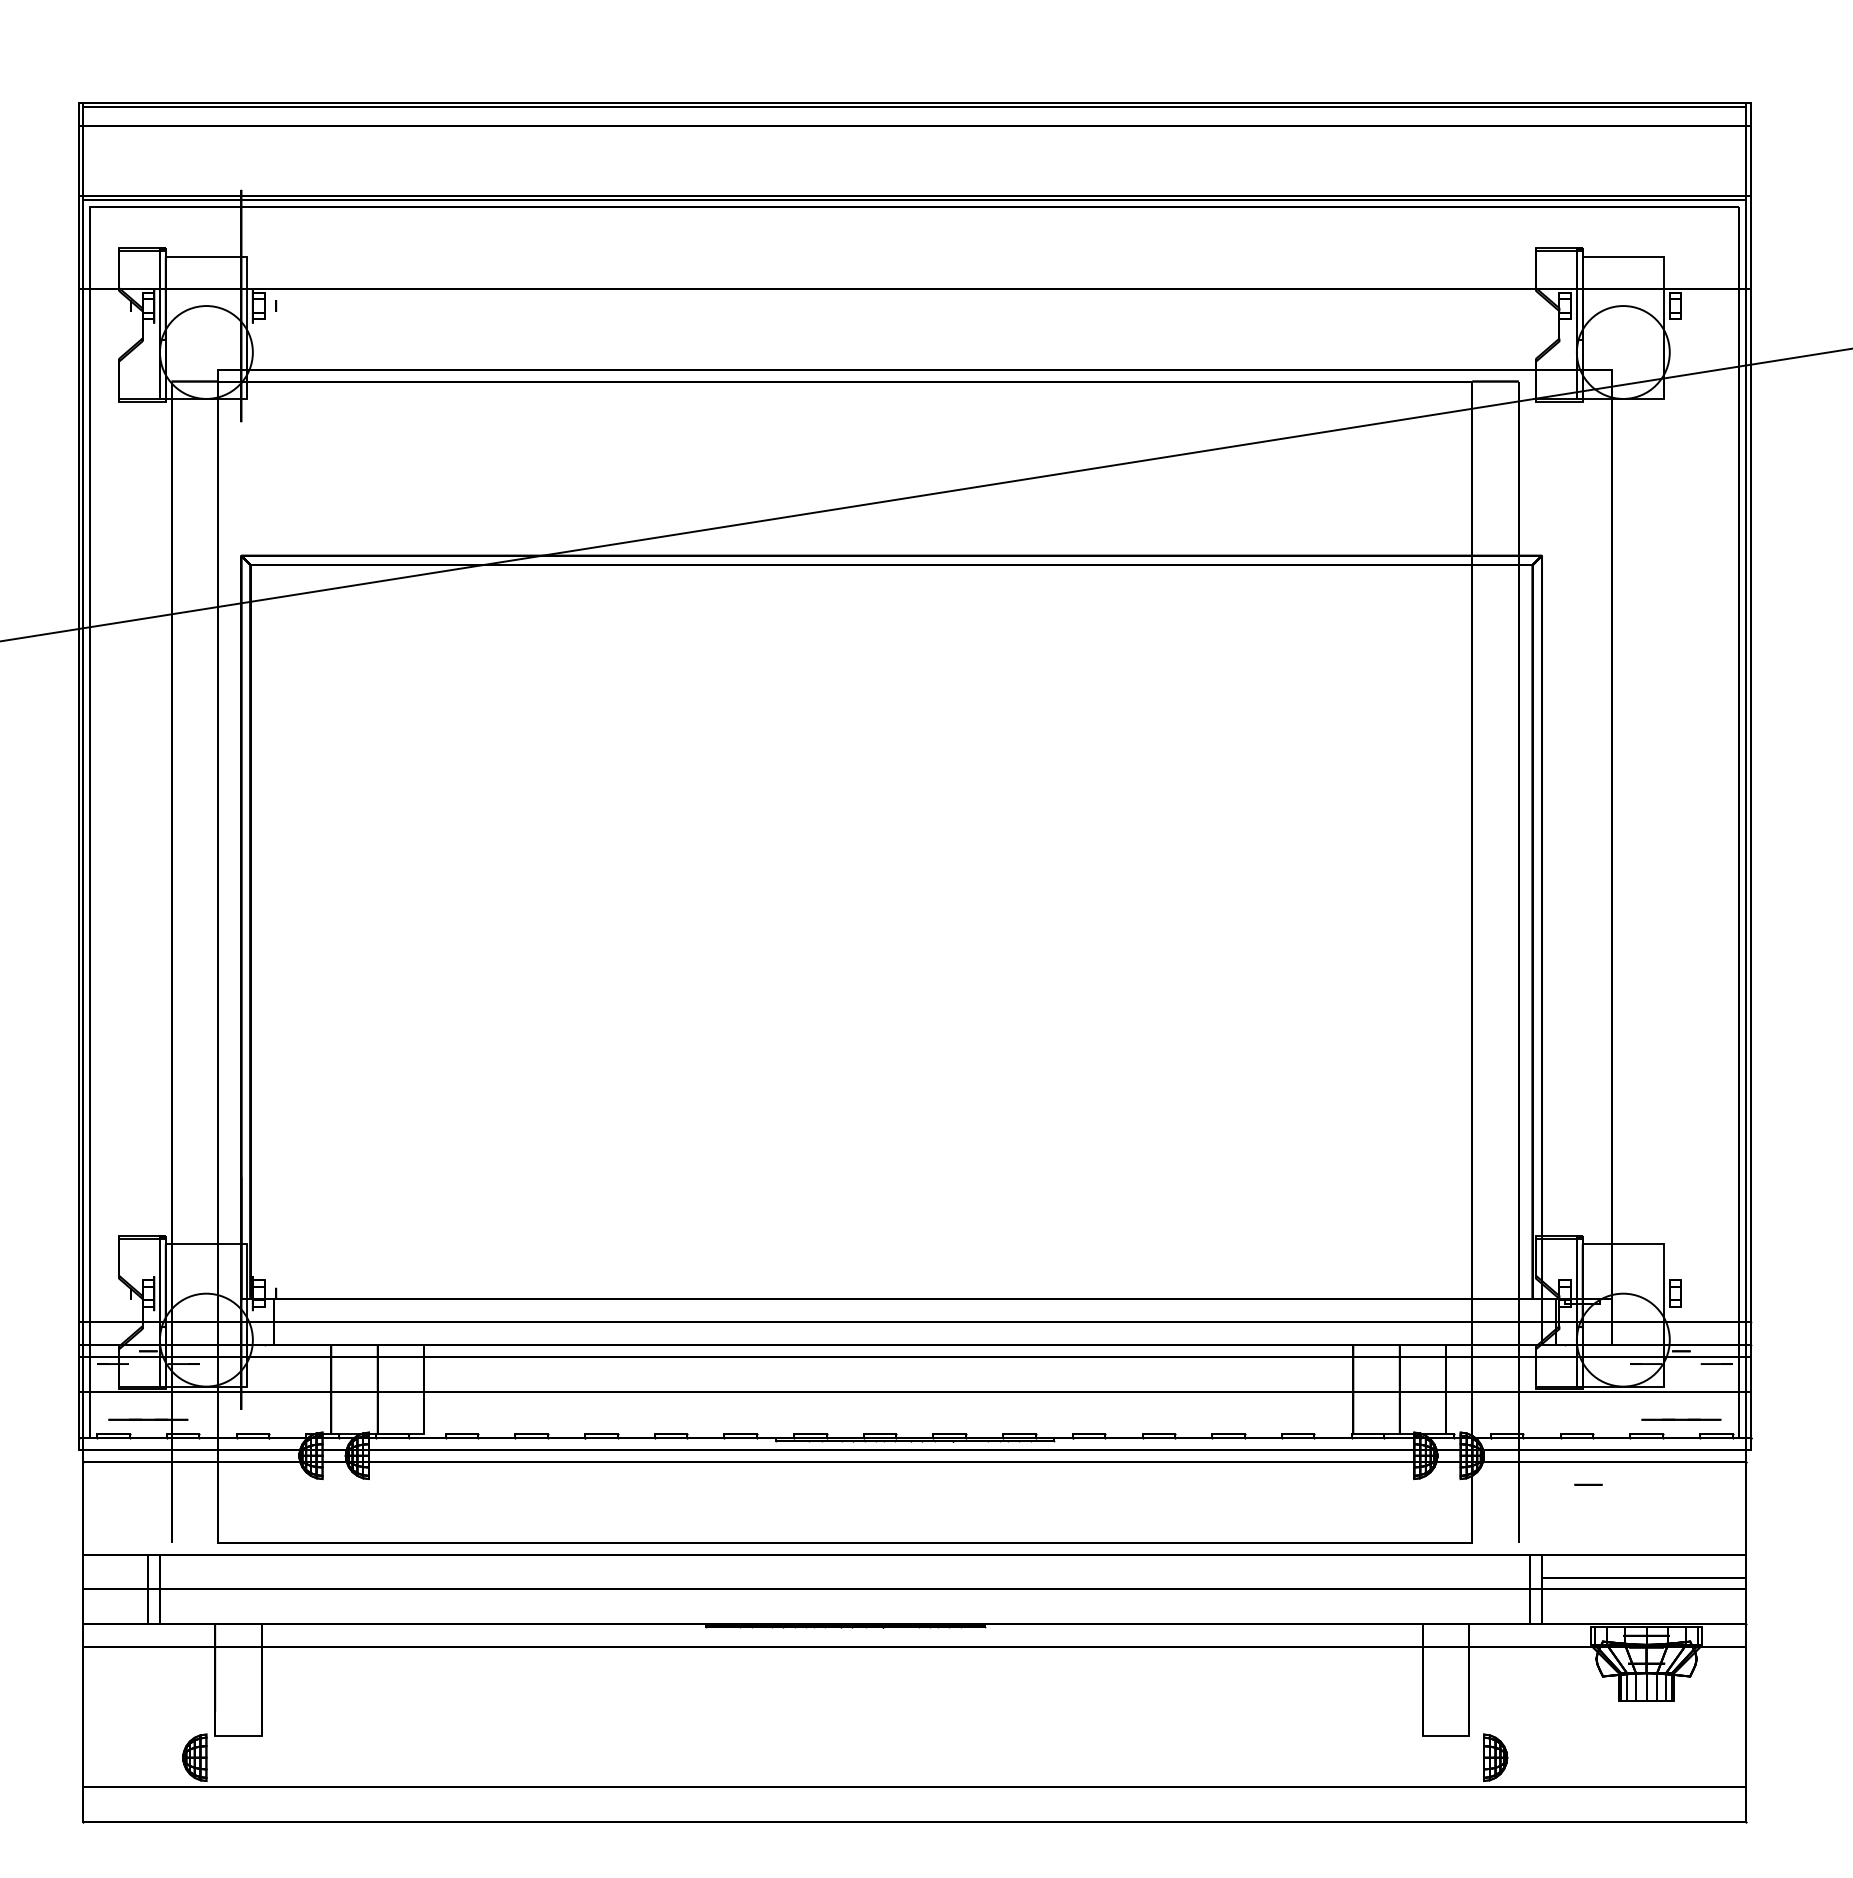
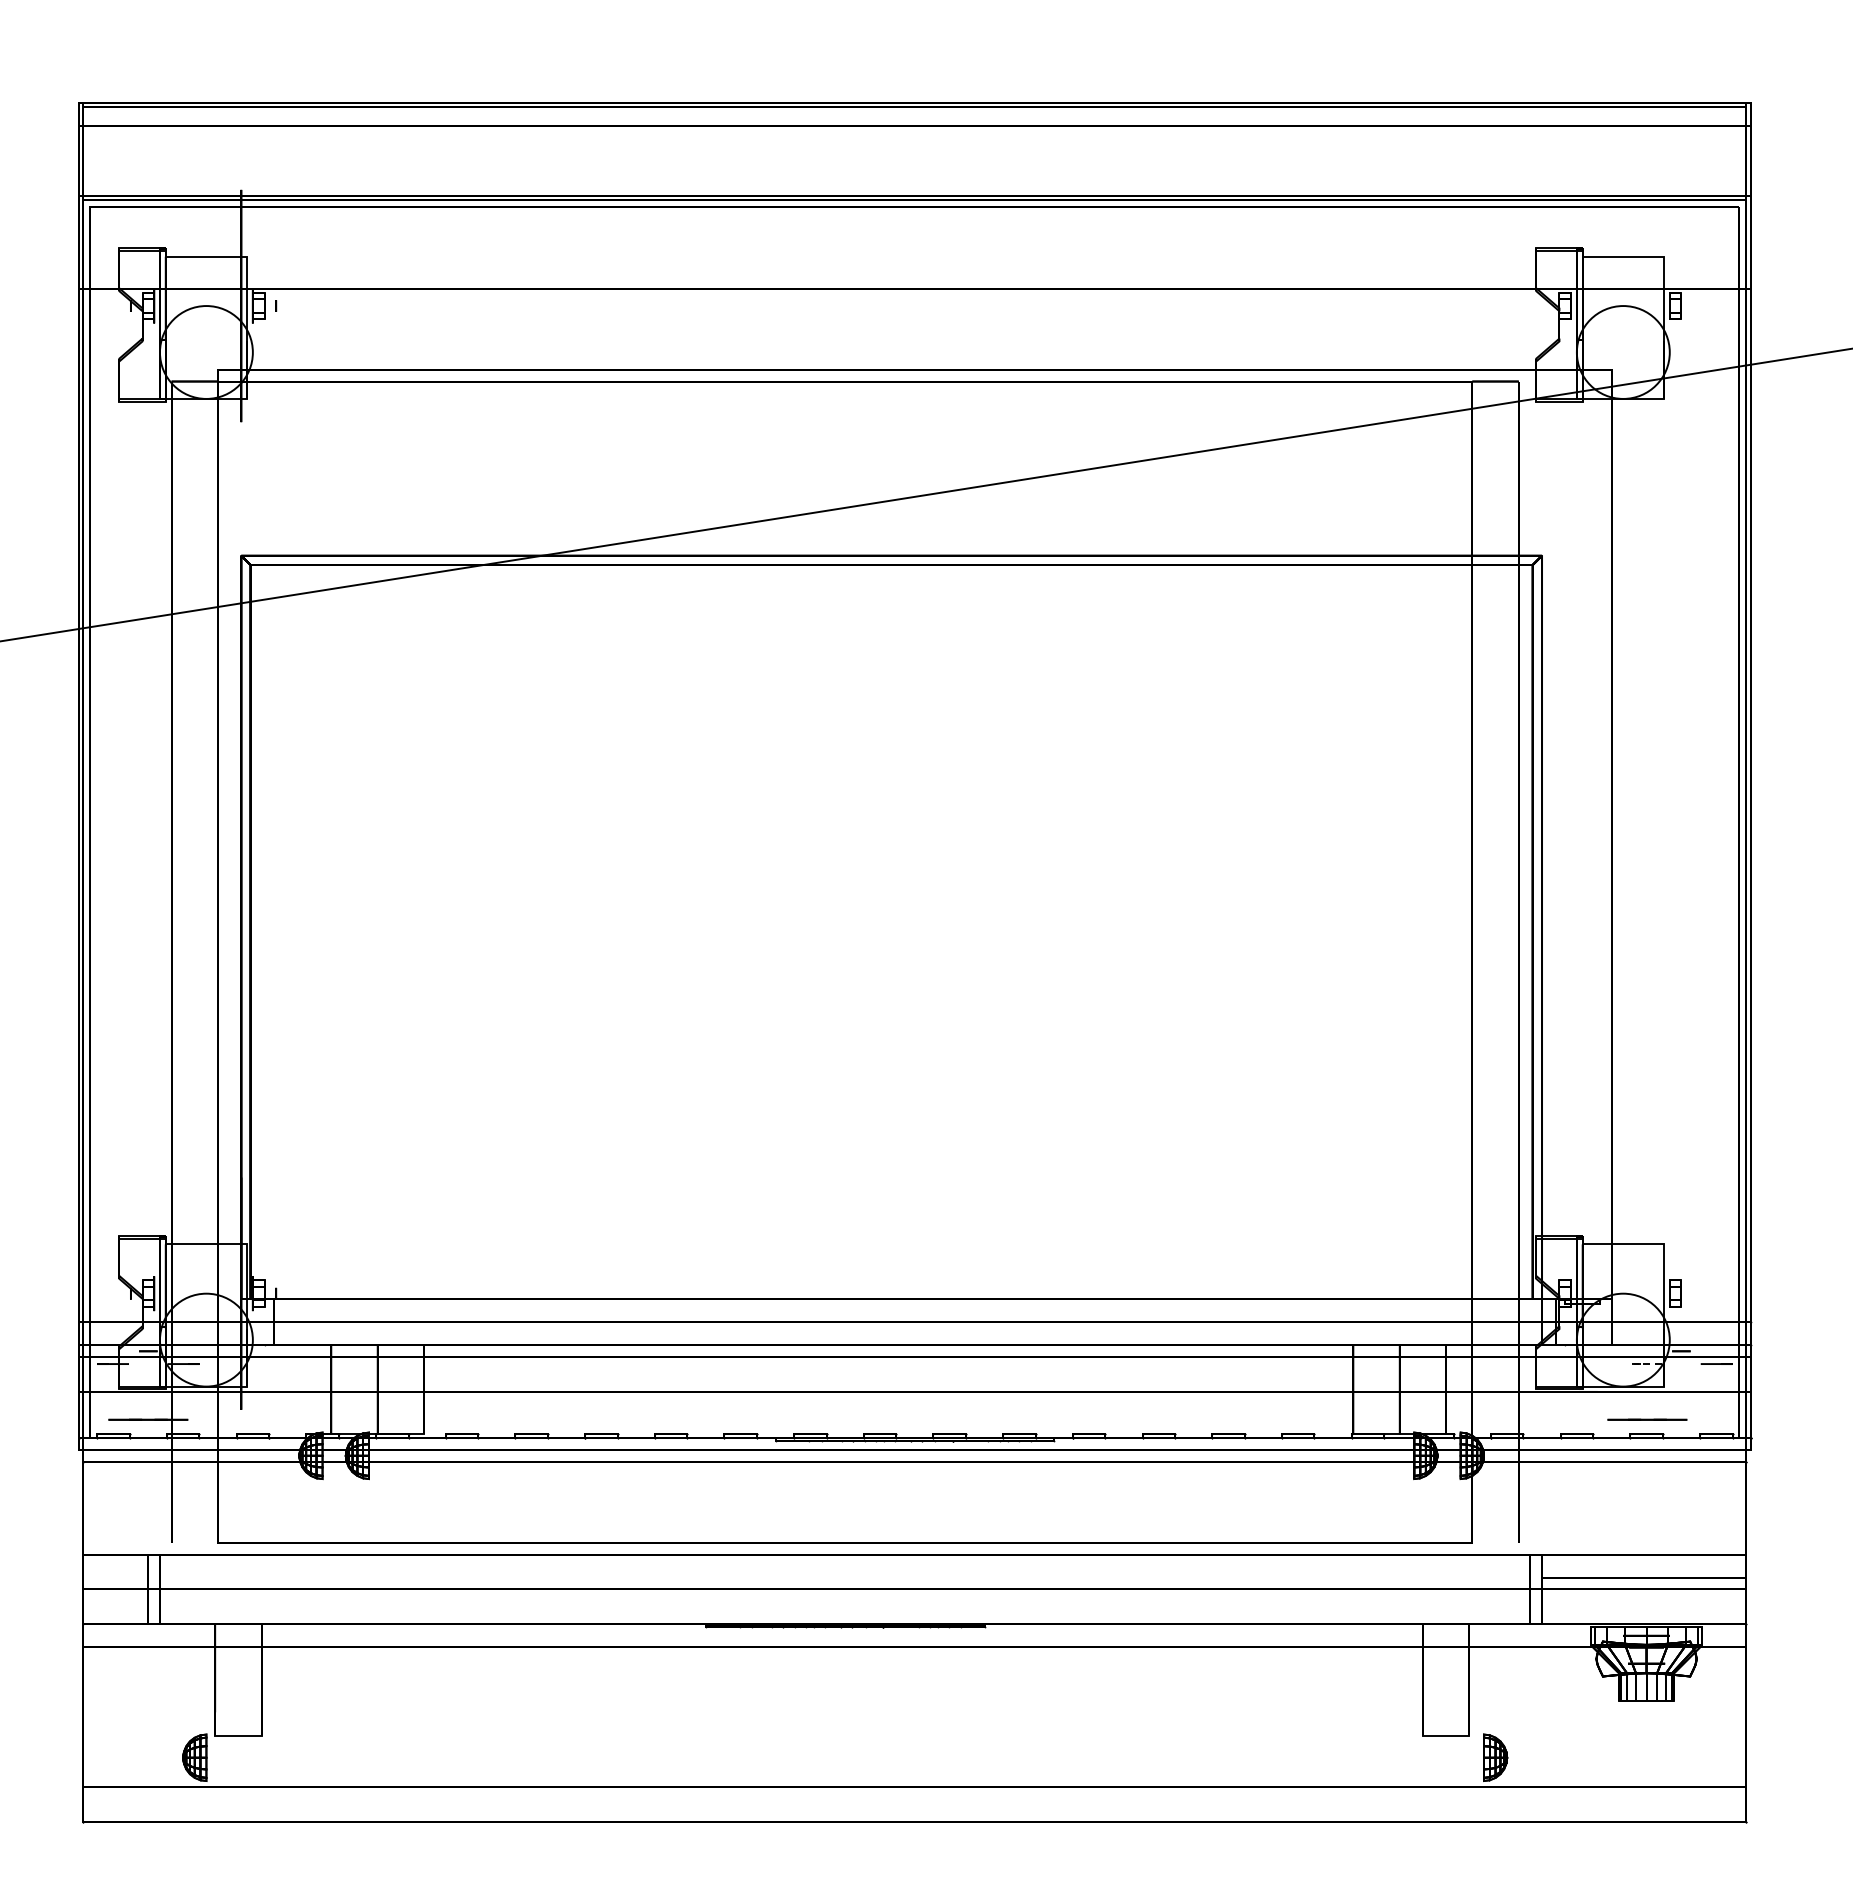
arc: solid -> dashed (1637, 1364)
line position: (1681, 1419) -> (1647, 1419) (1647, 1419)
circle: present -> none (1588, 1484)
